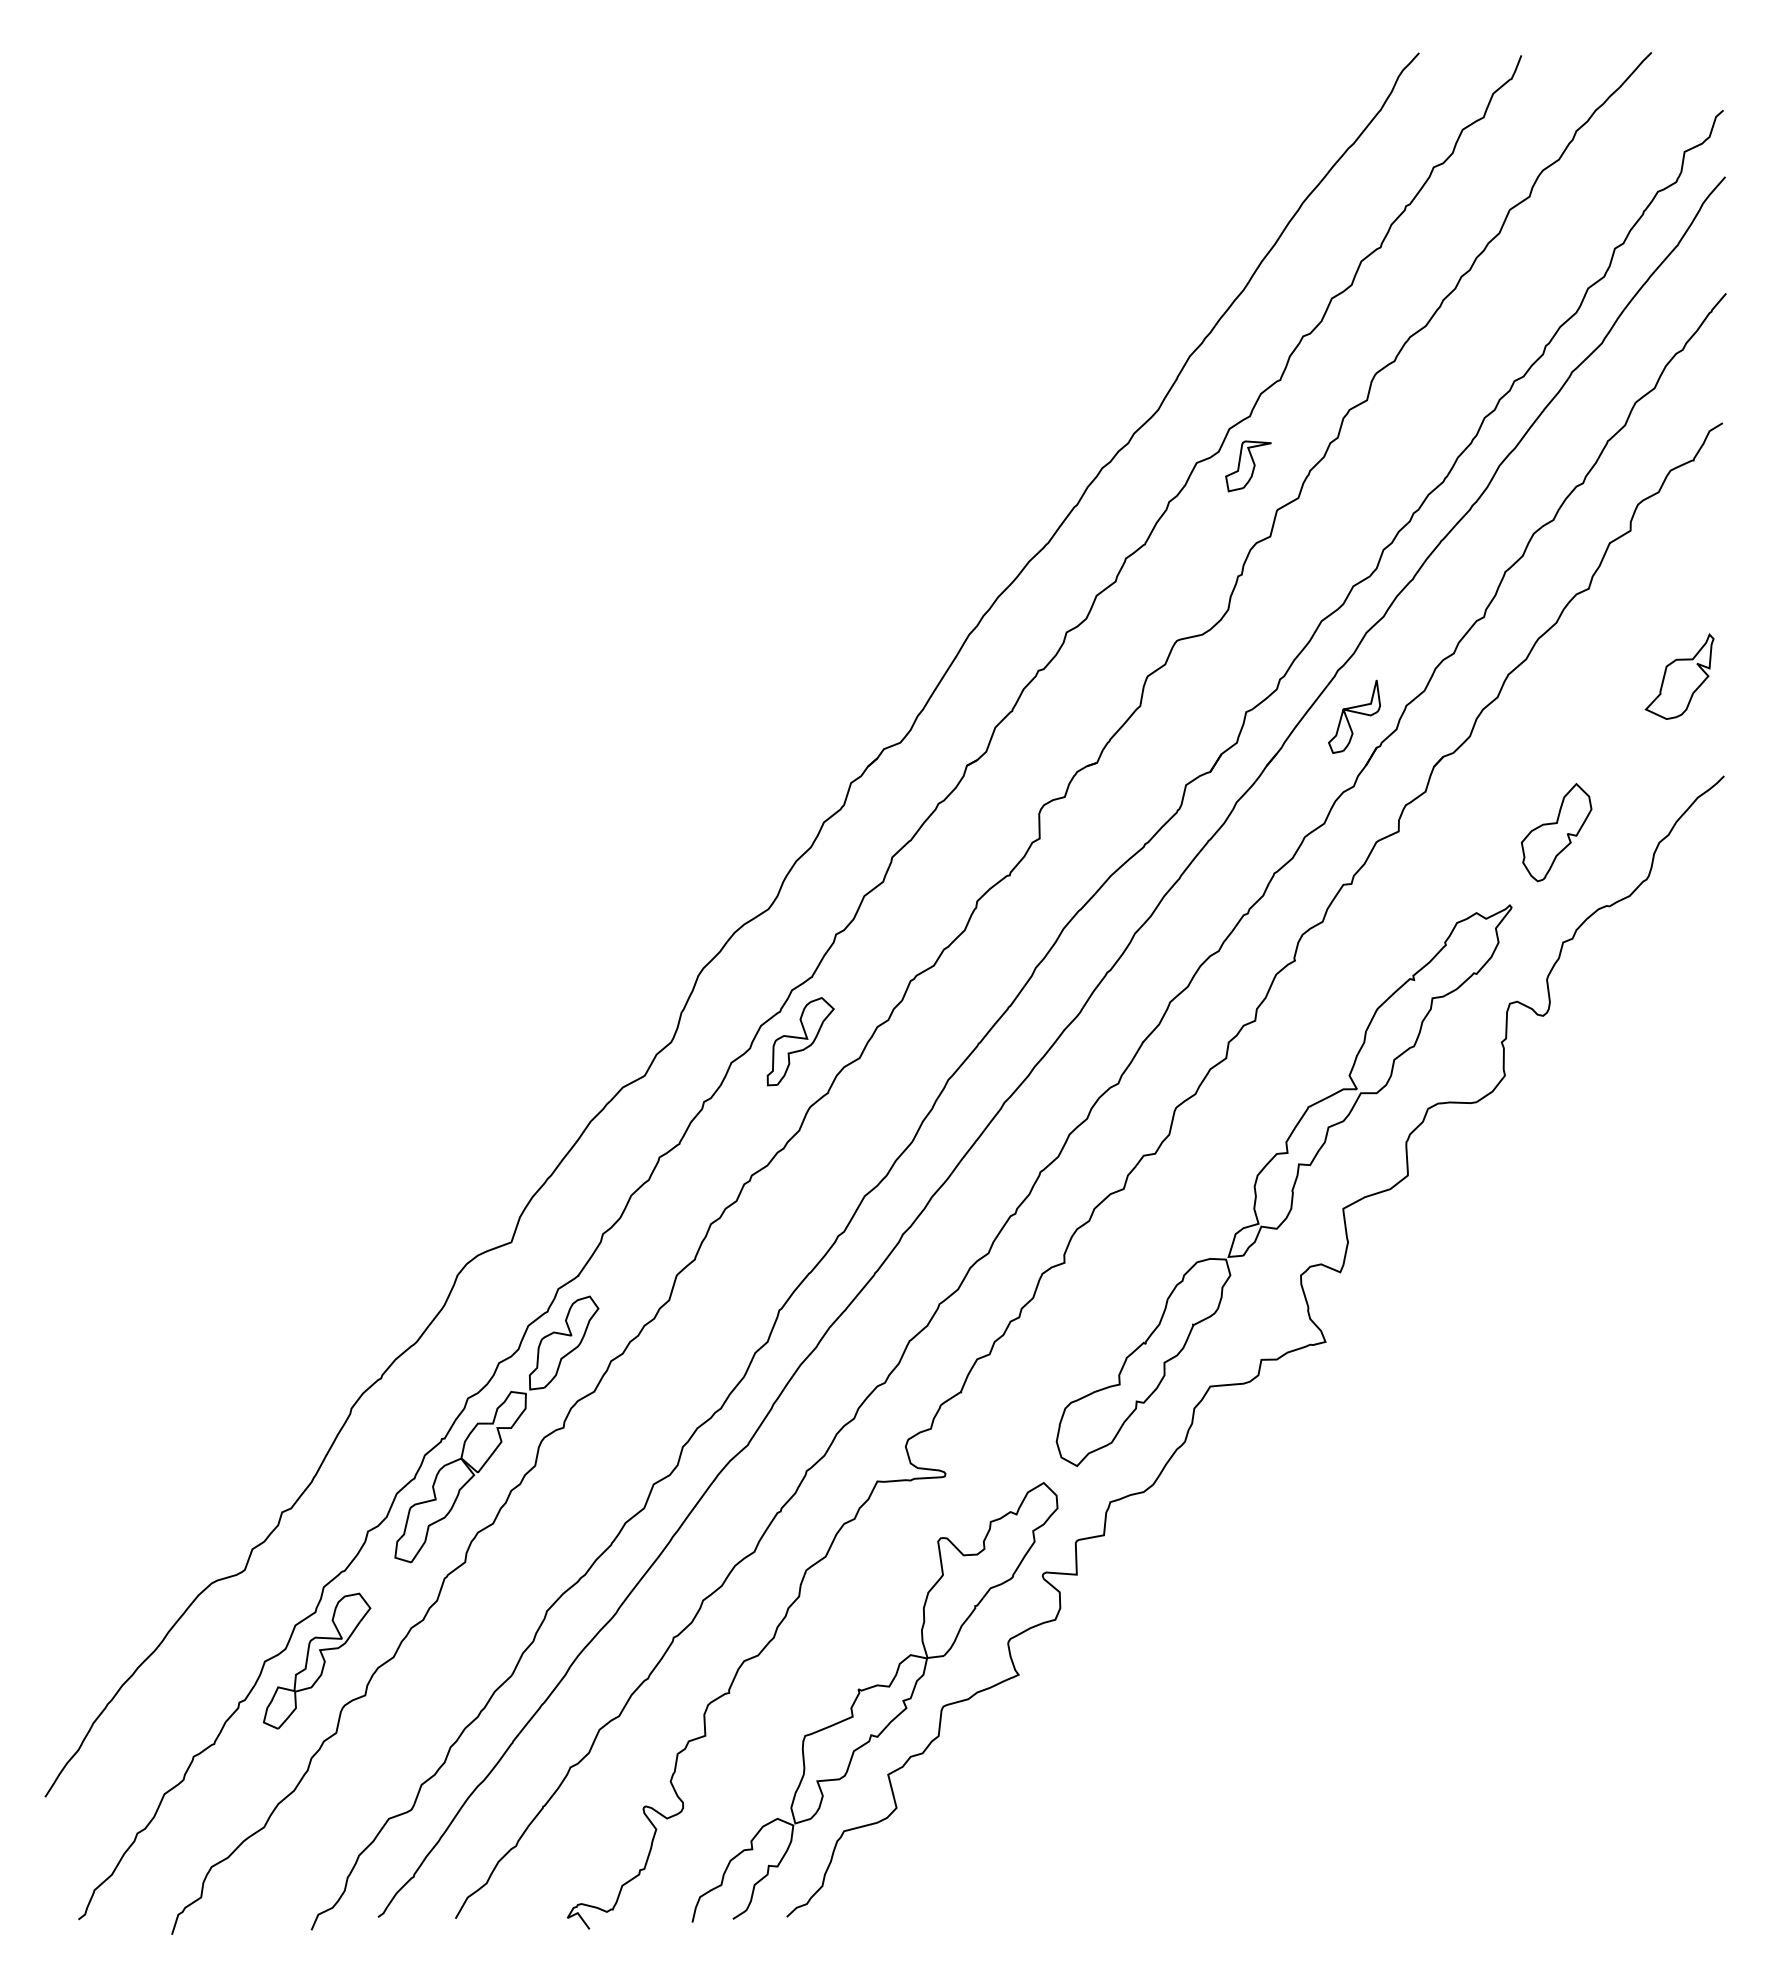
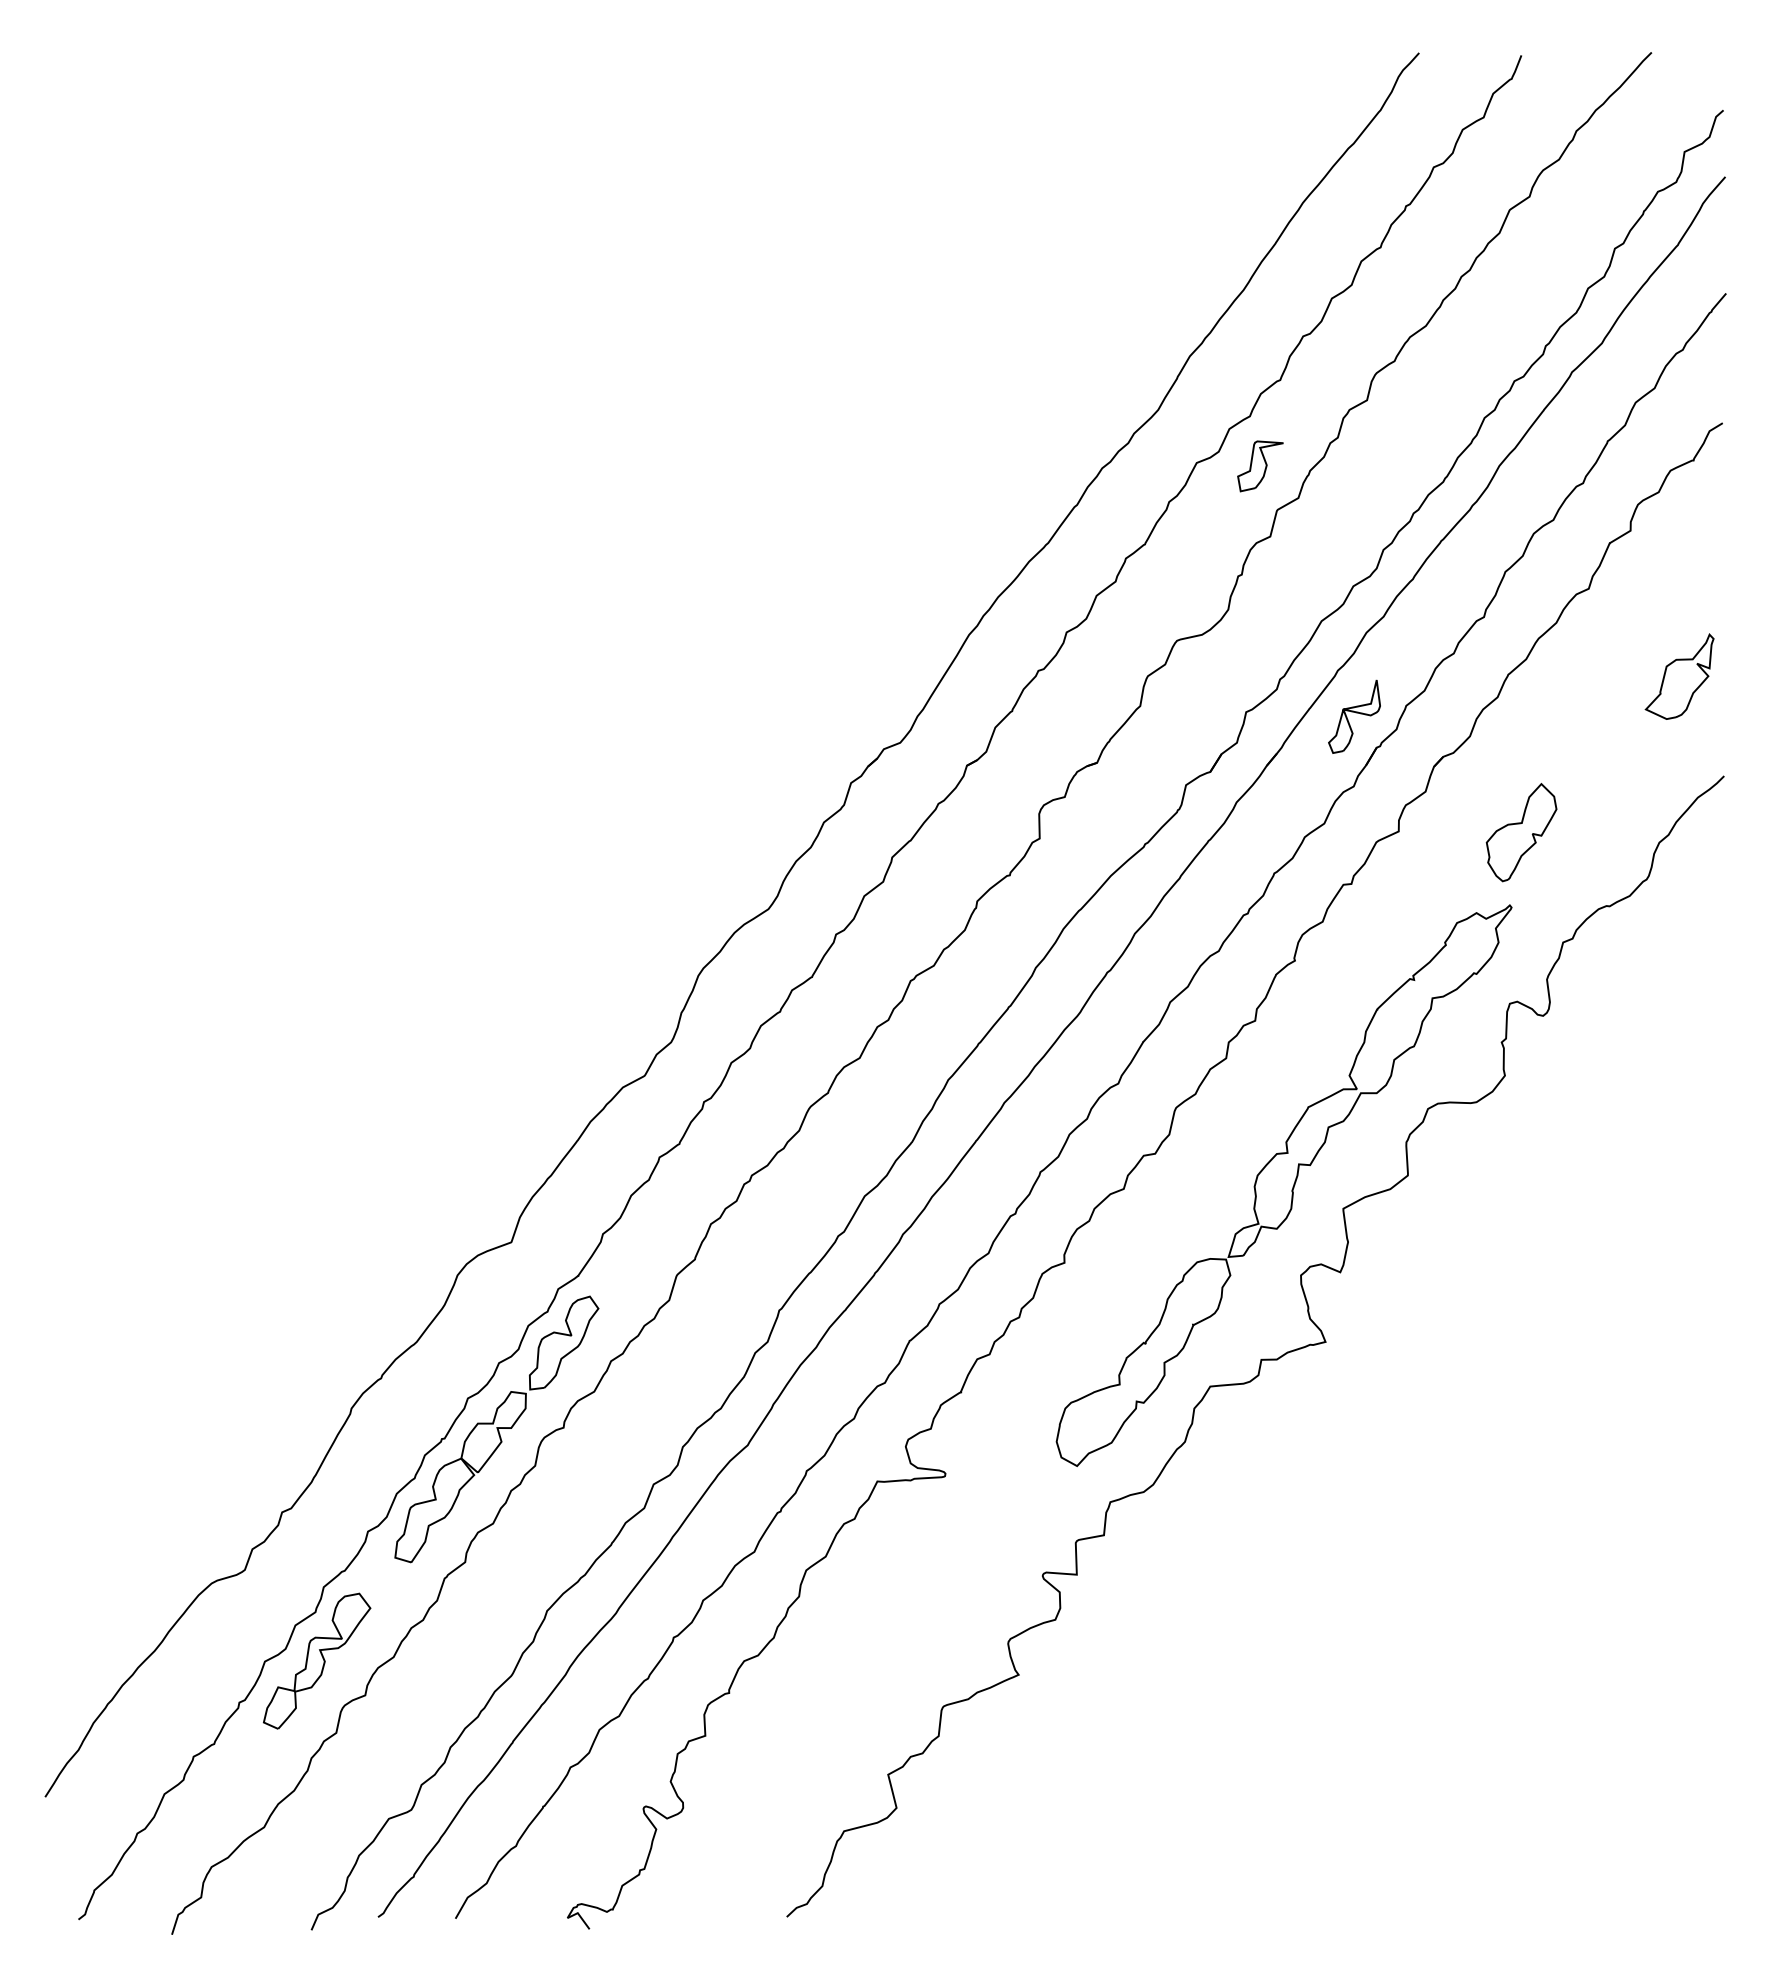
part position: (1248, 466) -> (1260, 466) (1260, 466)
part position: (1556, 832) -> (1521, 832) (1521, 832)
part: present -> none (800, 1041)
part: present -> none (874, 1702)
